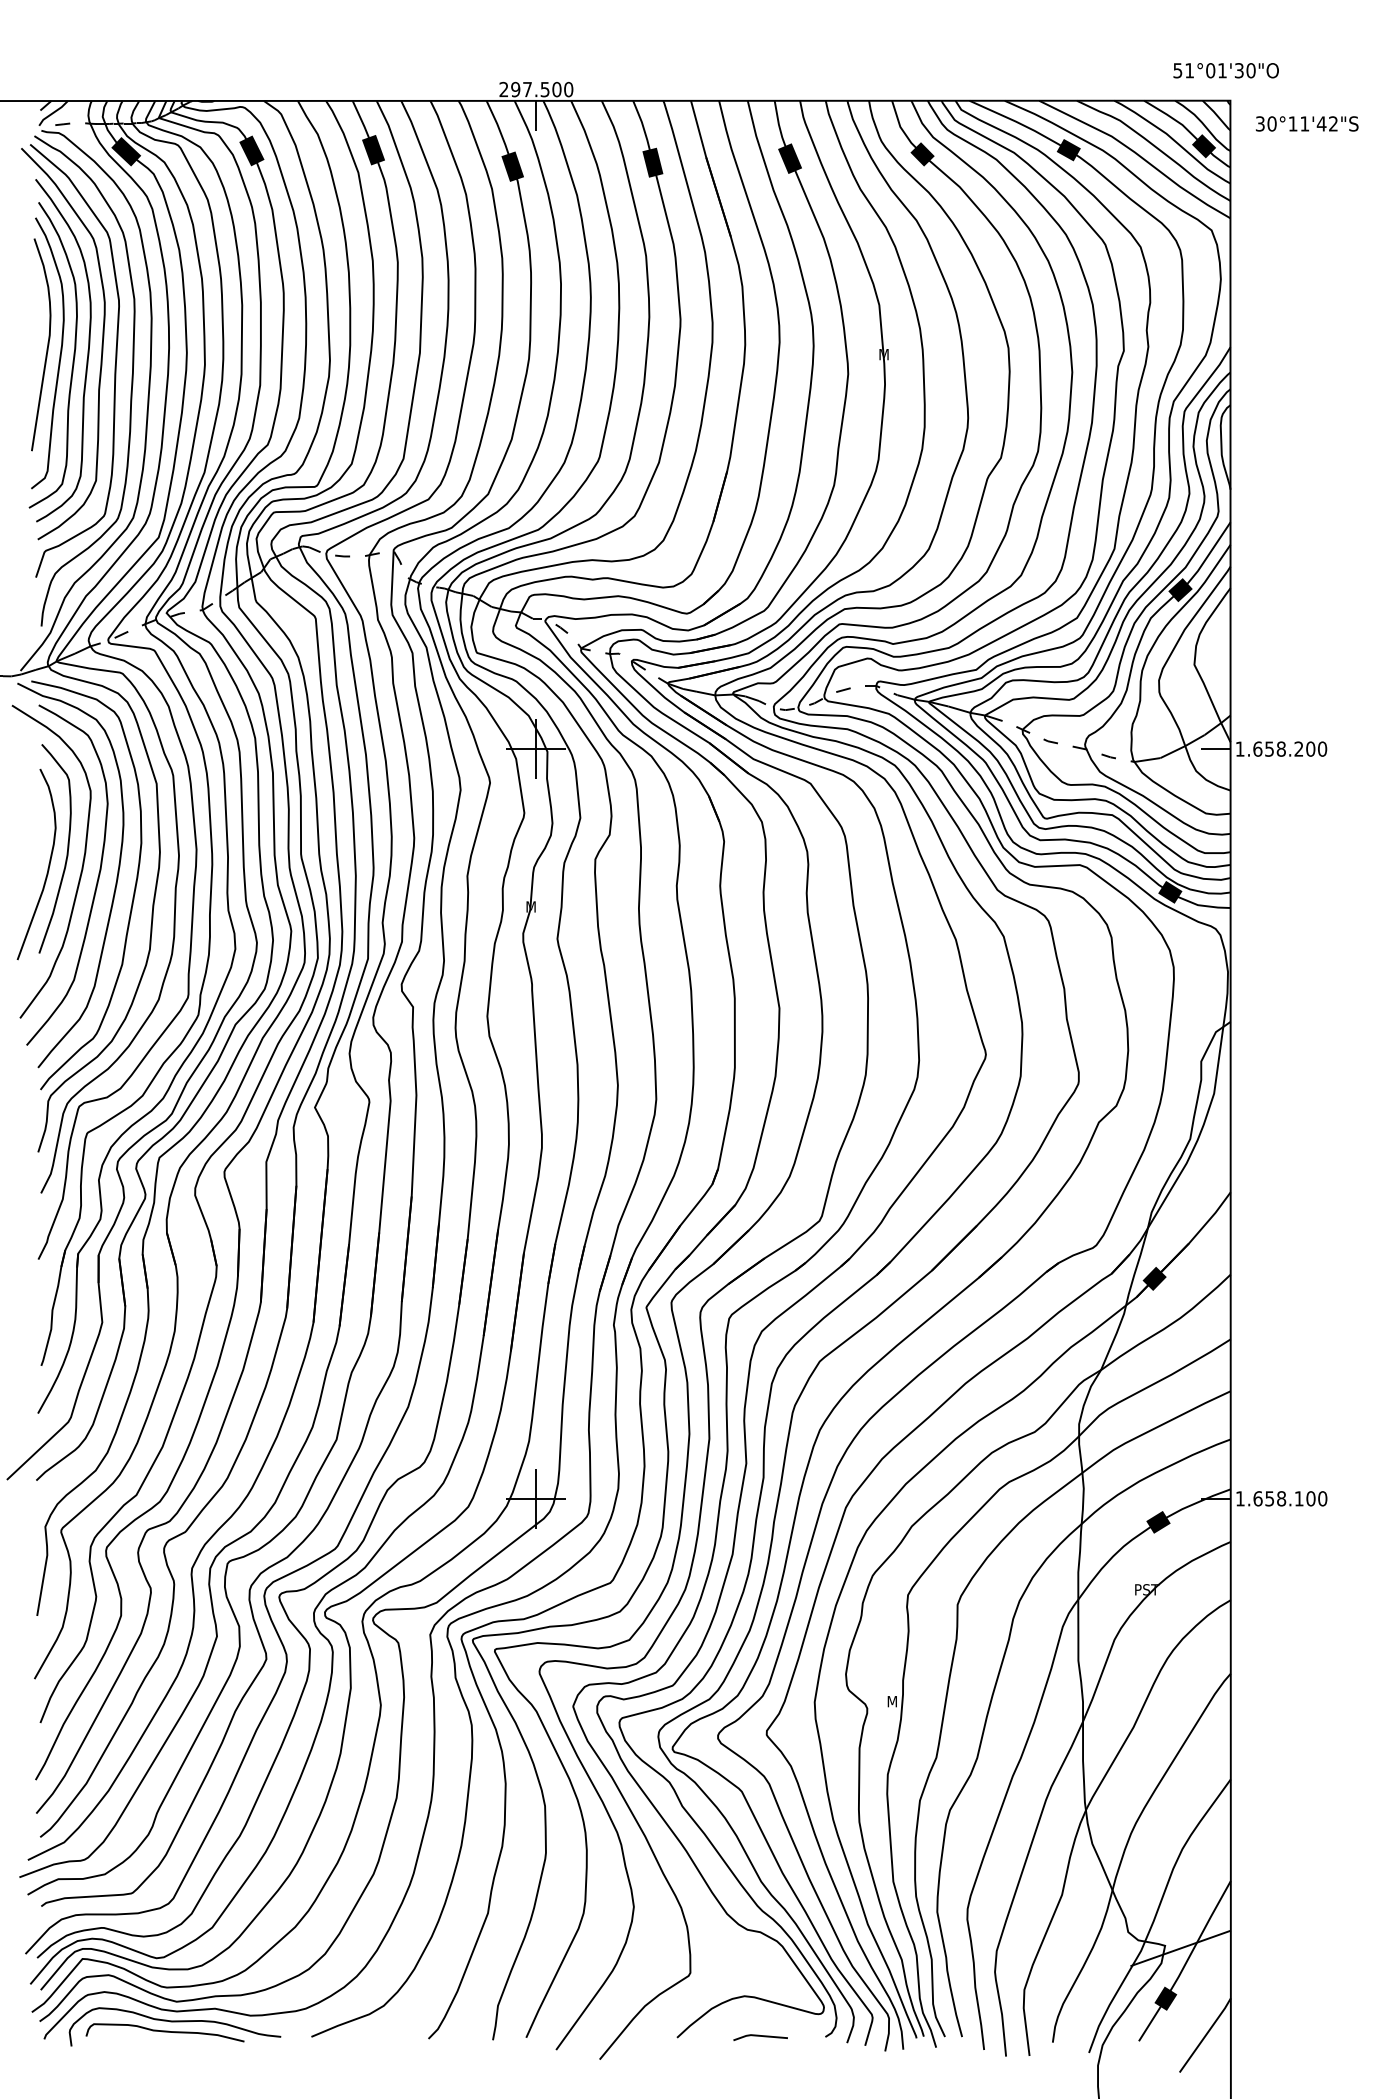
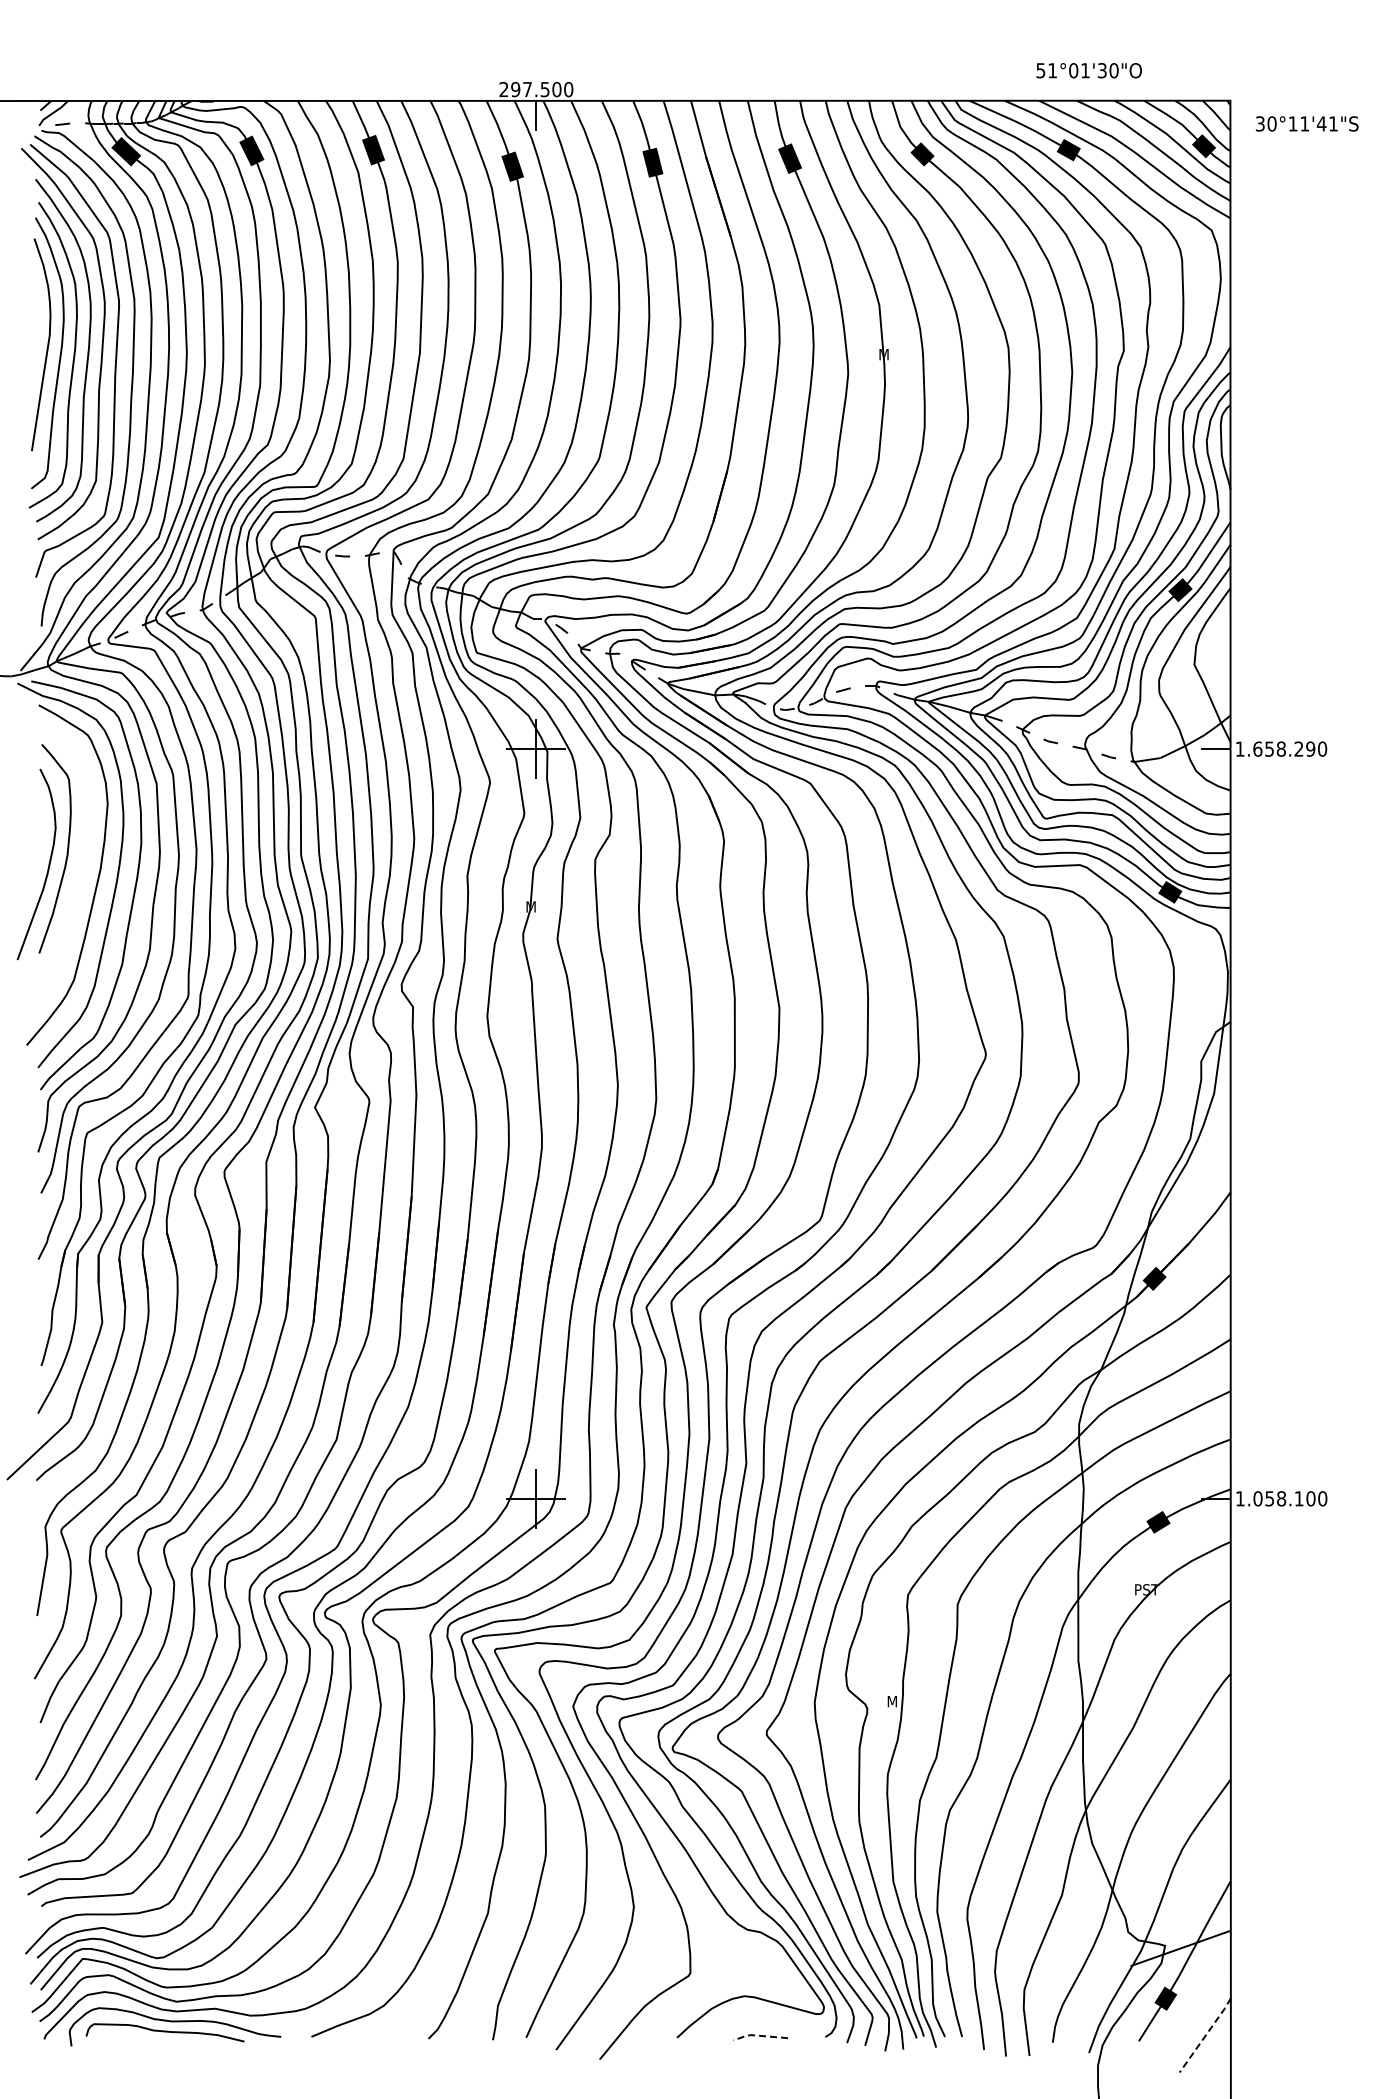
text position: (1225, 70) -> (1088, 70) (1088, 70)
text: 30°11'42"S -> 30°11'41"S (1333, 123)
text: 1.658.200 -> 1.658.290 (1310, 748)
curve: present -> none (81, 867)
text: 1.658.100 -> 1.058.100 (1257, 1498)
line: solid -> dashed (758, 2035)
line: solid -> dashed (1206, 2035)
